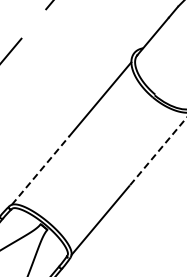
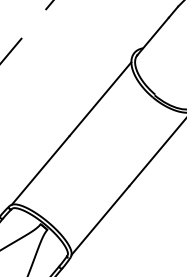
line: dashed -> solid (157, 151)
line: dashed -> solid (40, 170)
